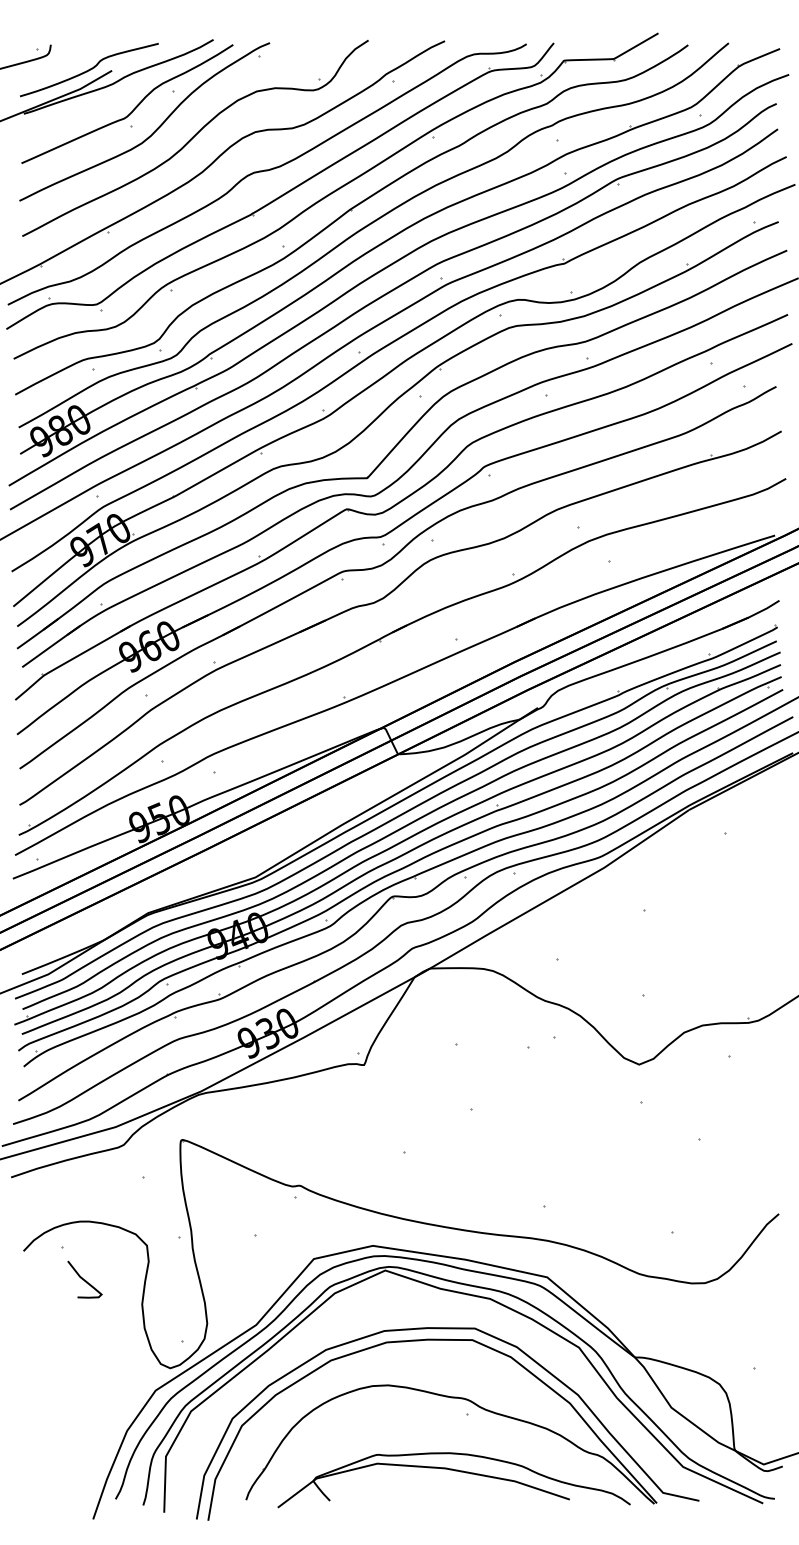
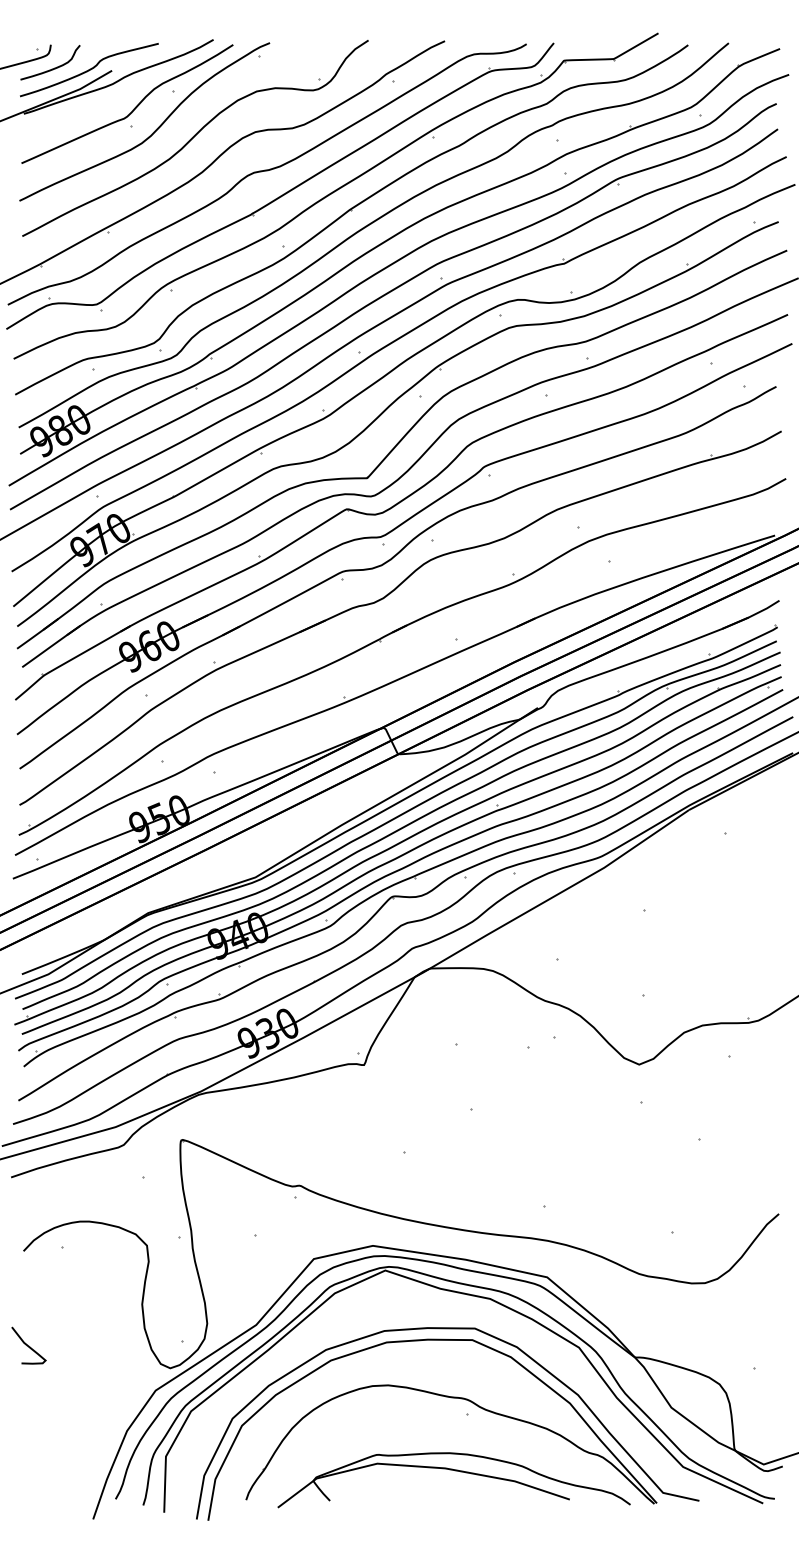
curve: none -> present (51, 68)
curve position: (84, 1279) -> (28, 1345) (28, 1345)
